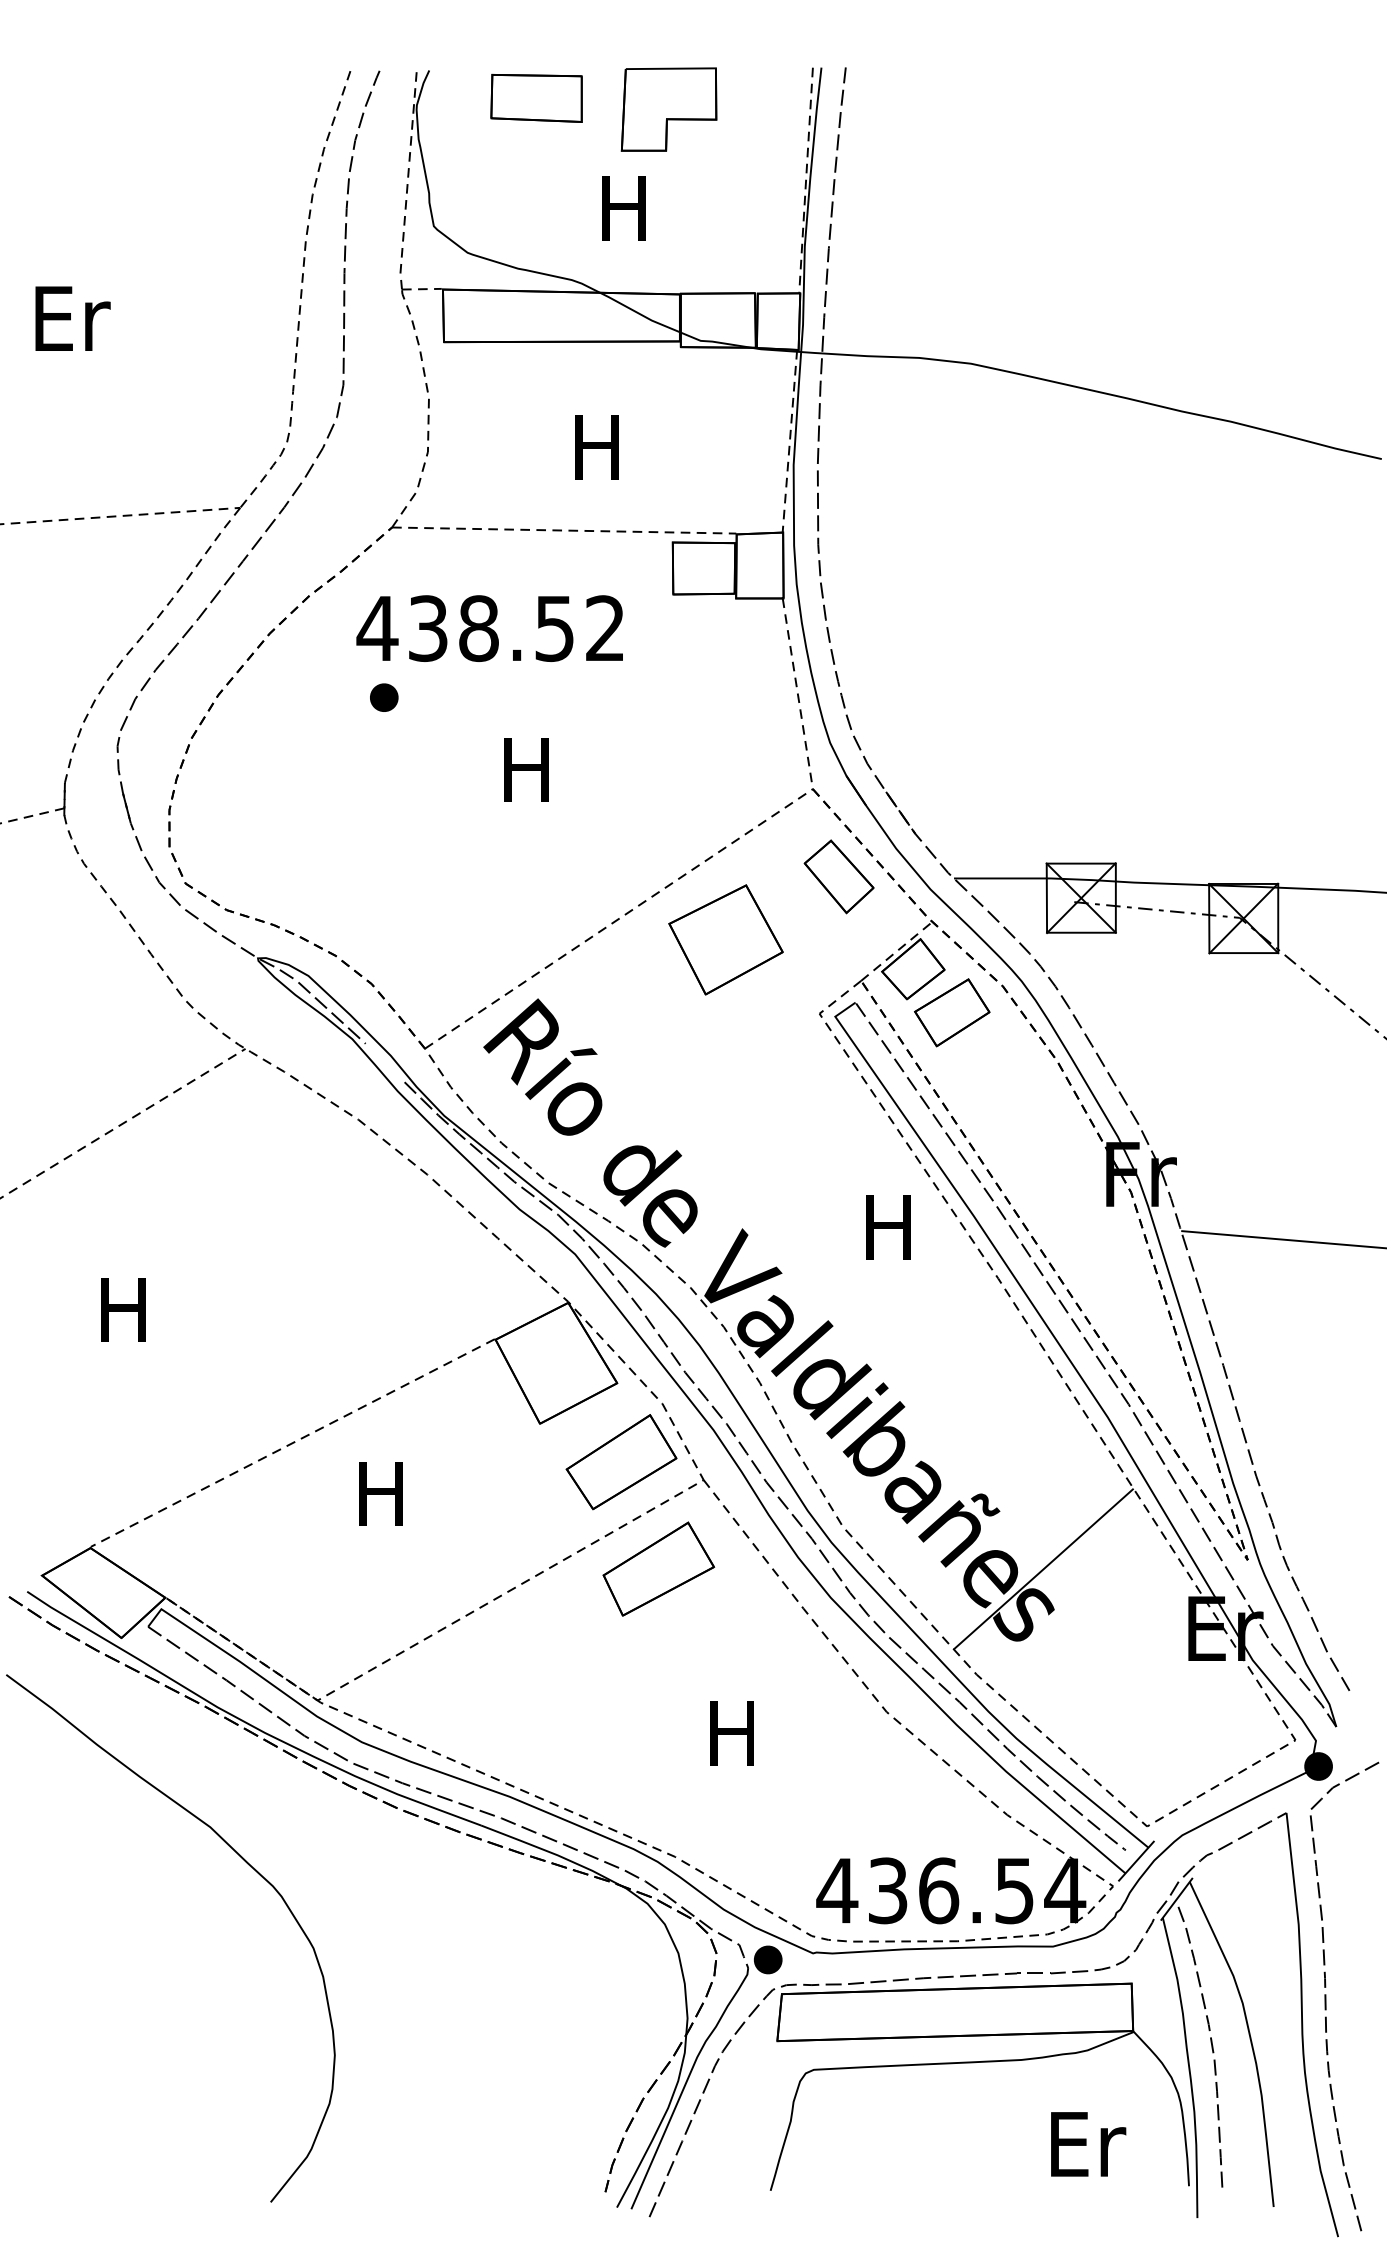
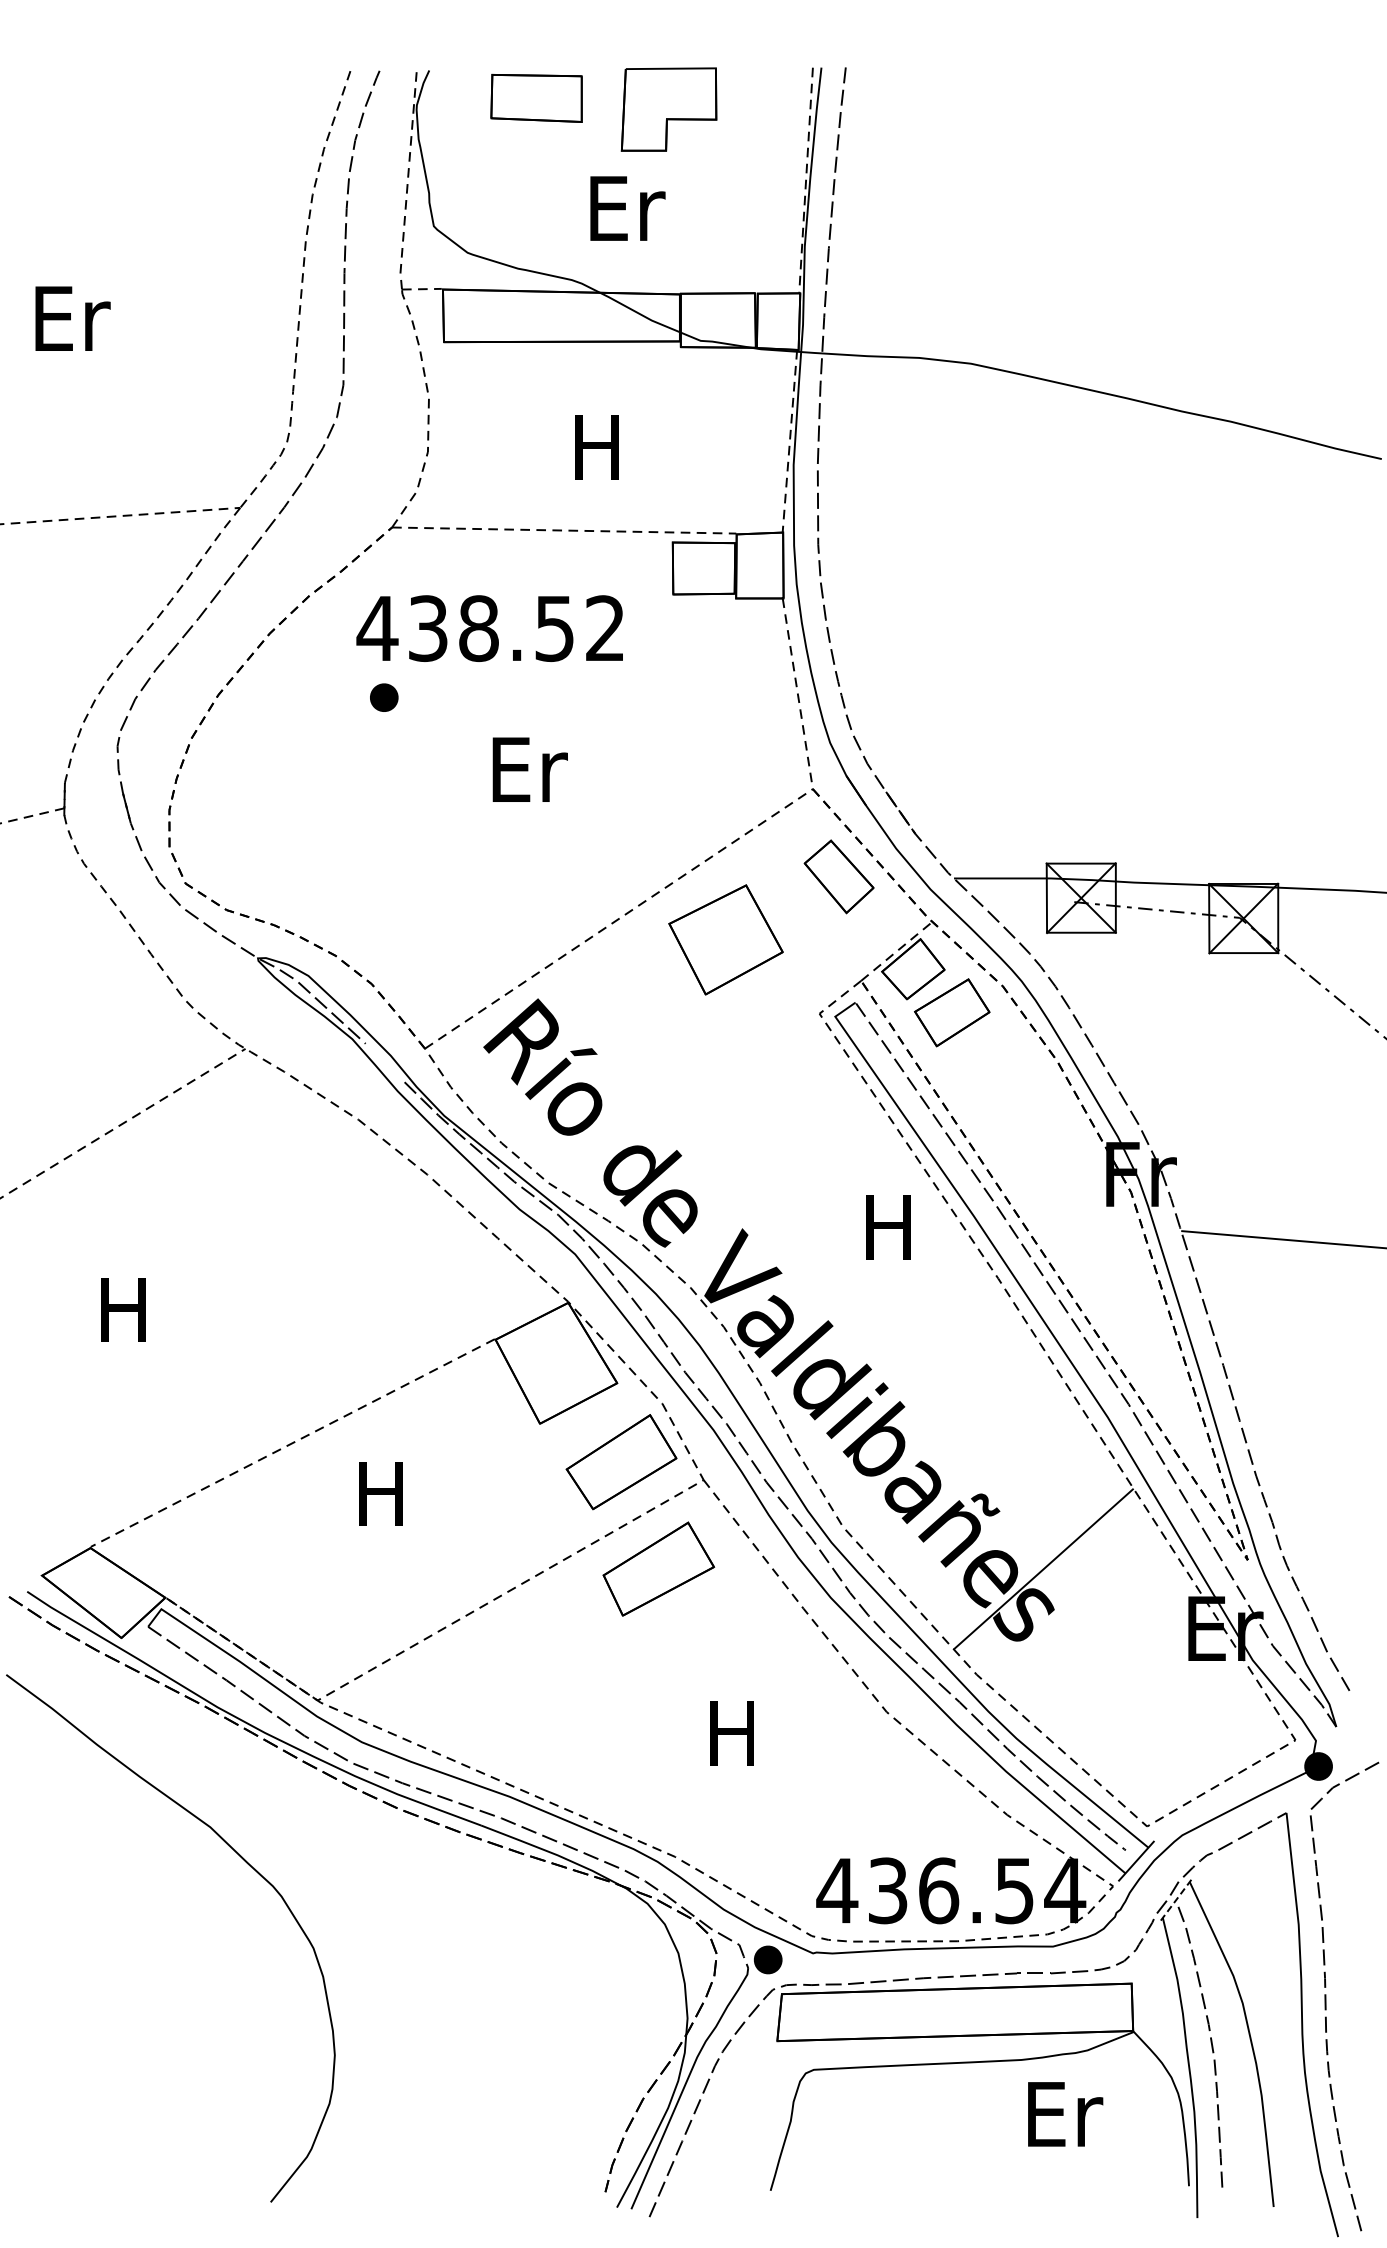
text: H -> Er (627, 208)
text: H -> Er (529, 769)
line: solid -> dashed (1176, 1899)
text position: (1088, 2144) -> (1065, 2114) (1065, 2114)
